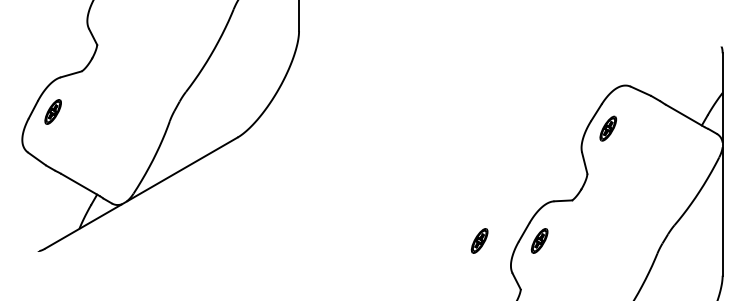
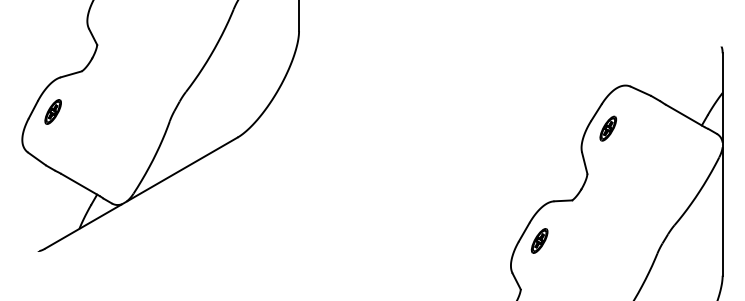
part: present -> none (479, 240)
